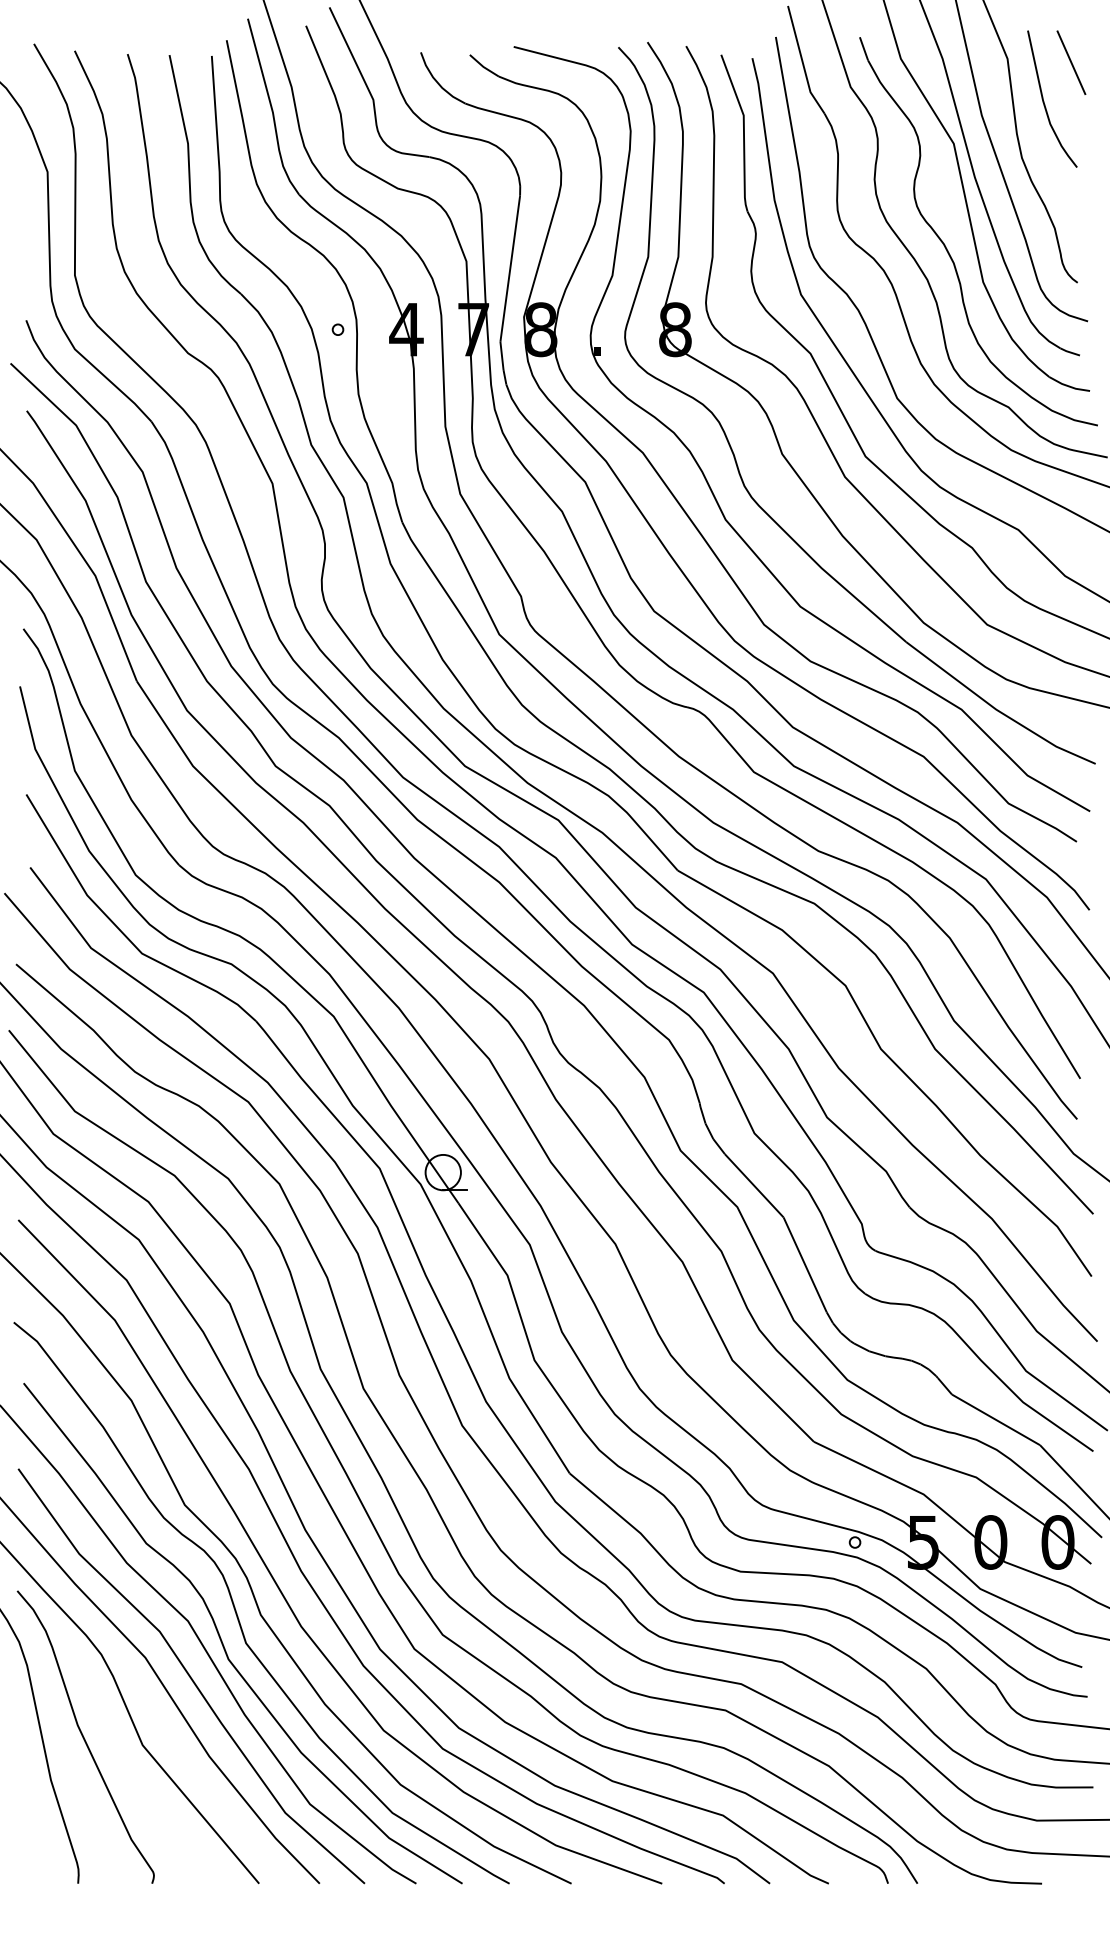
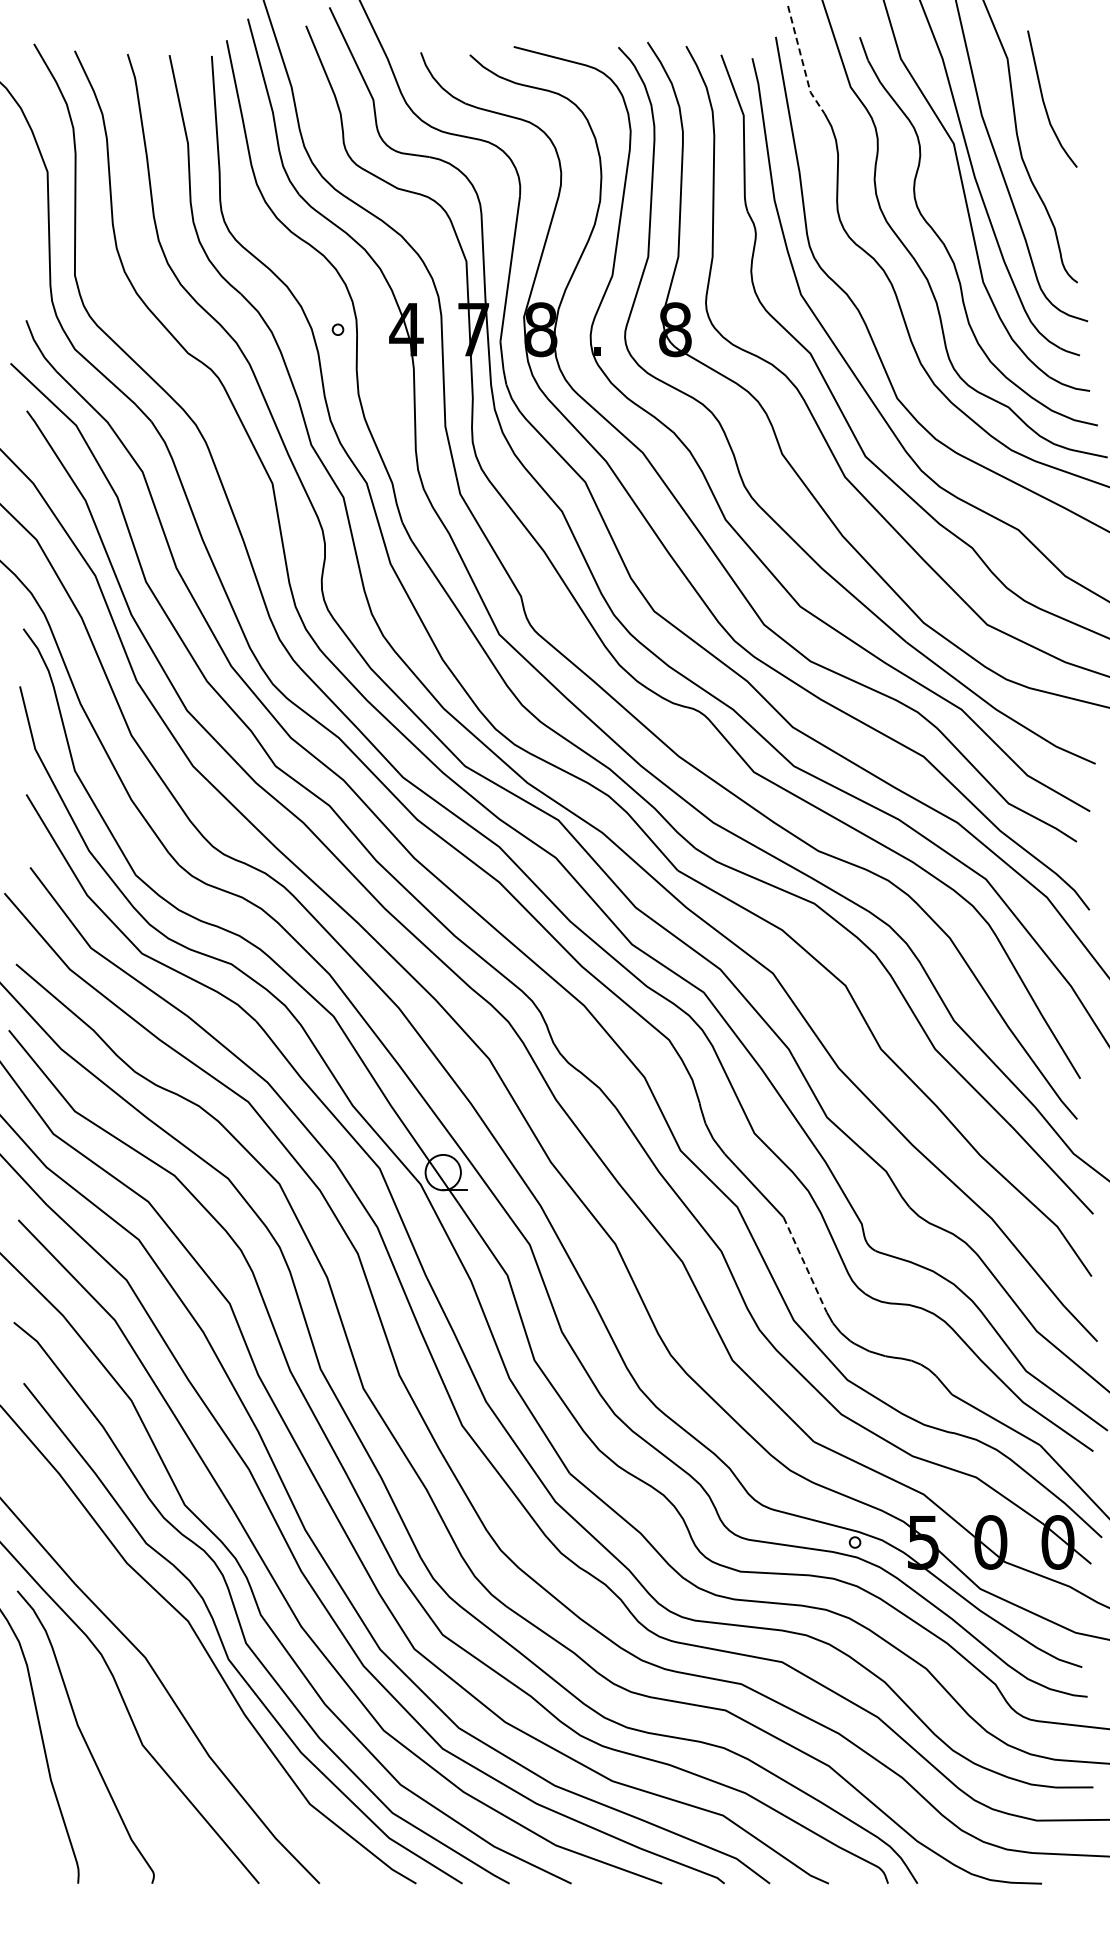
line: solid -> dashed (802, 62)
line: present -> none (1071, 62)
line: solid -> dashed (805, 1265)
curve: present -> none (191, 1676)
